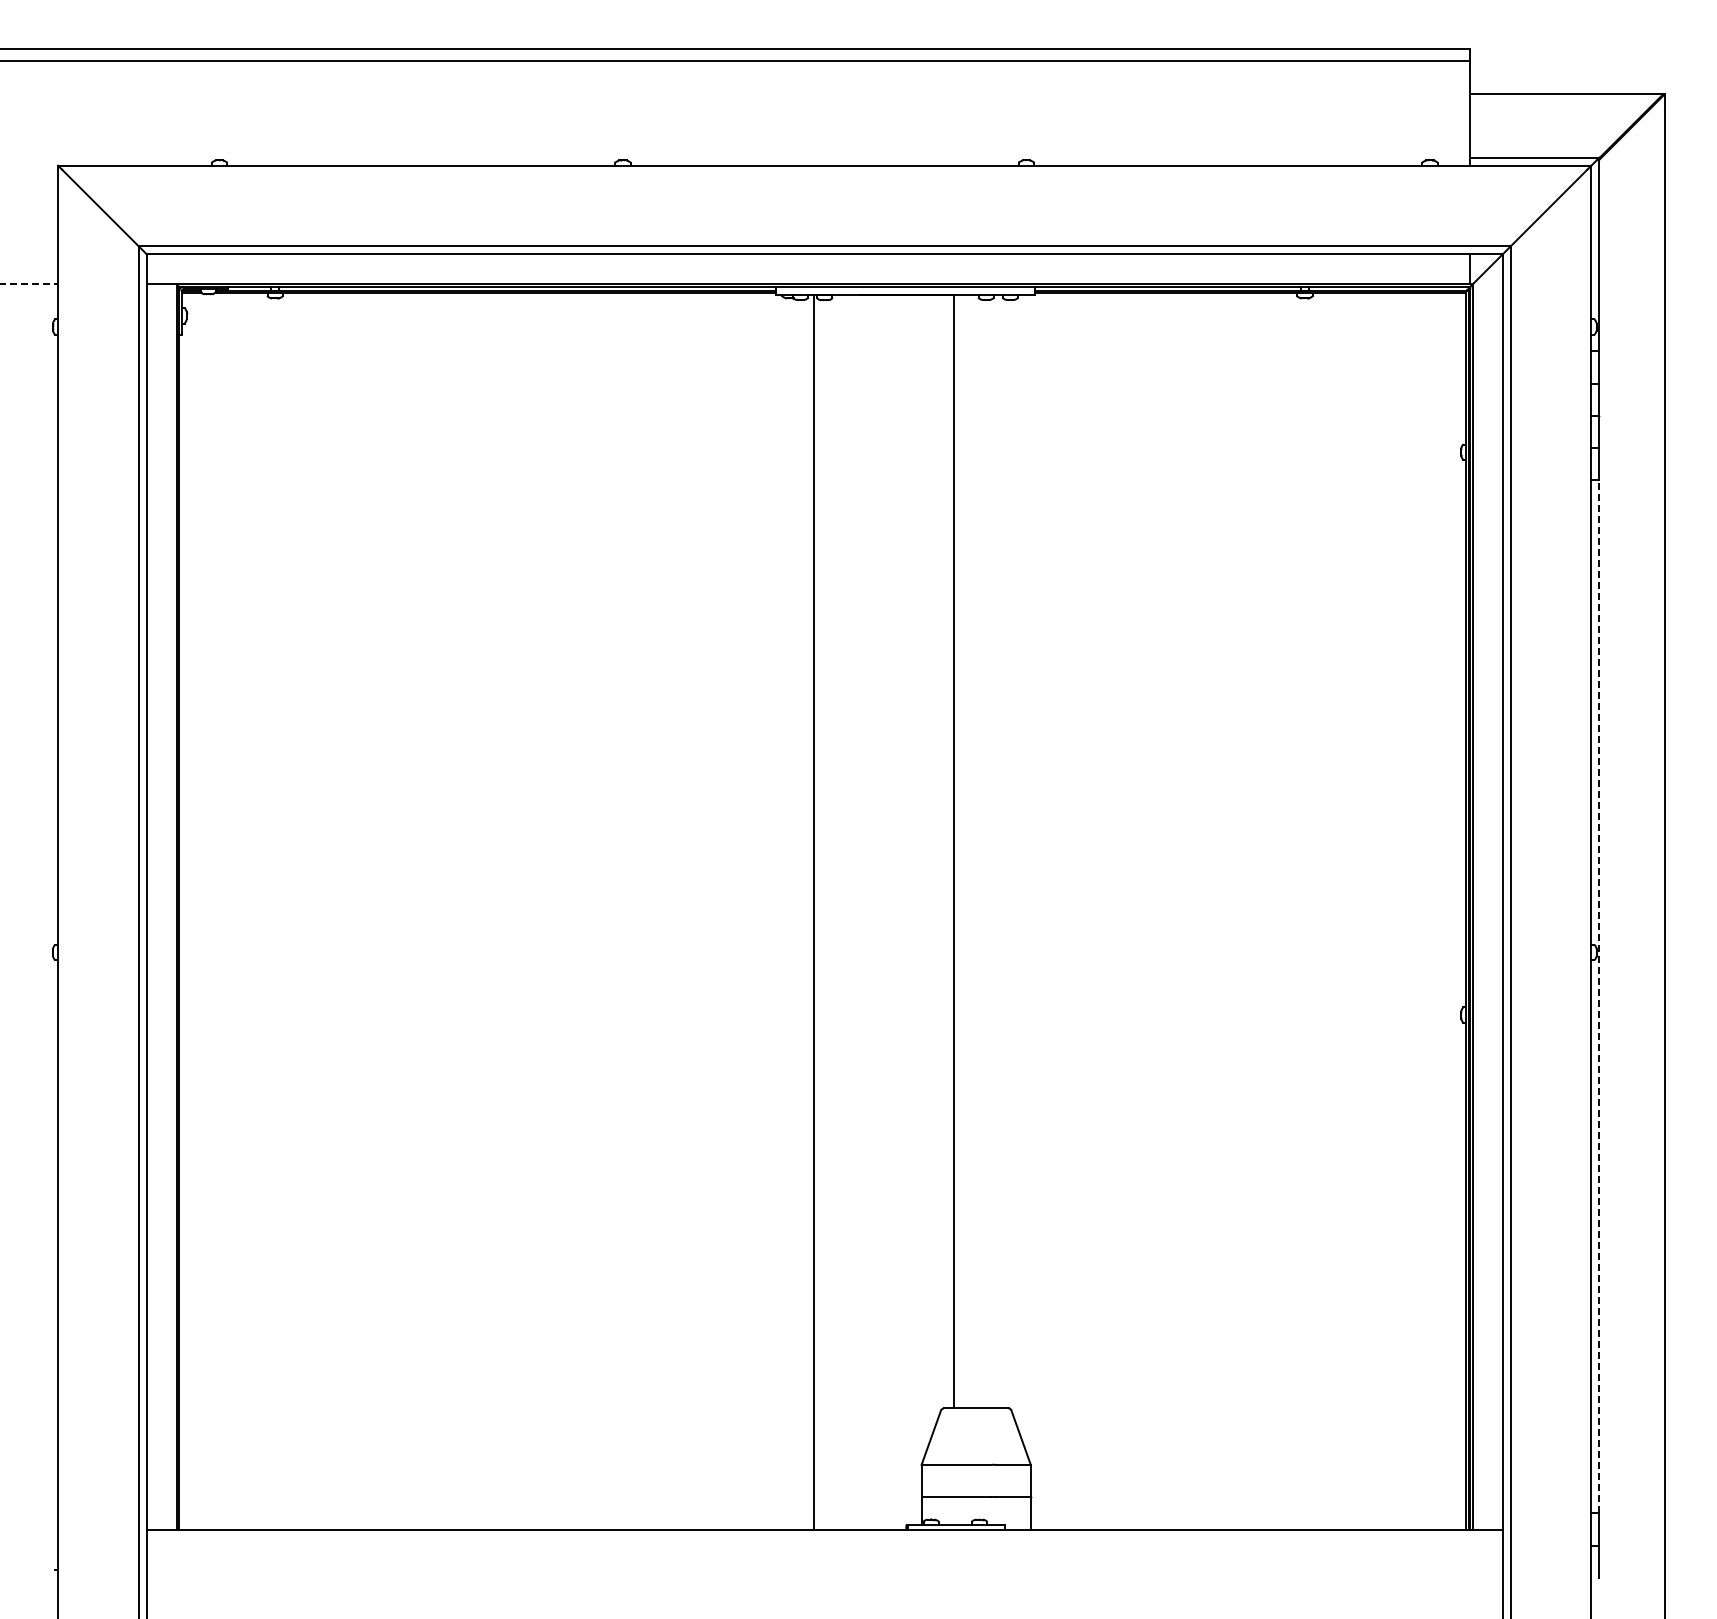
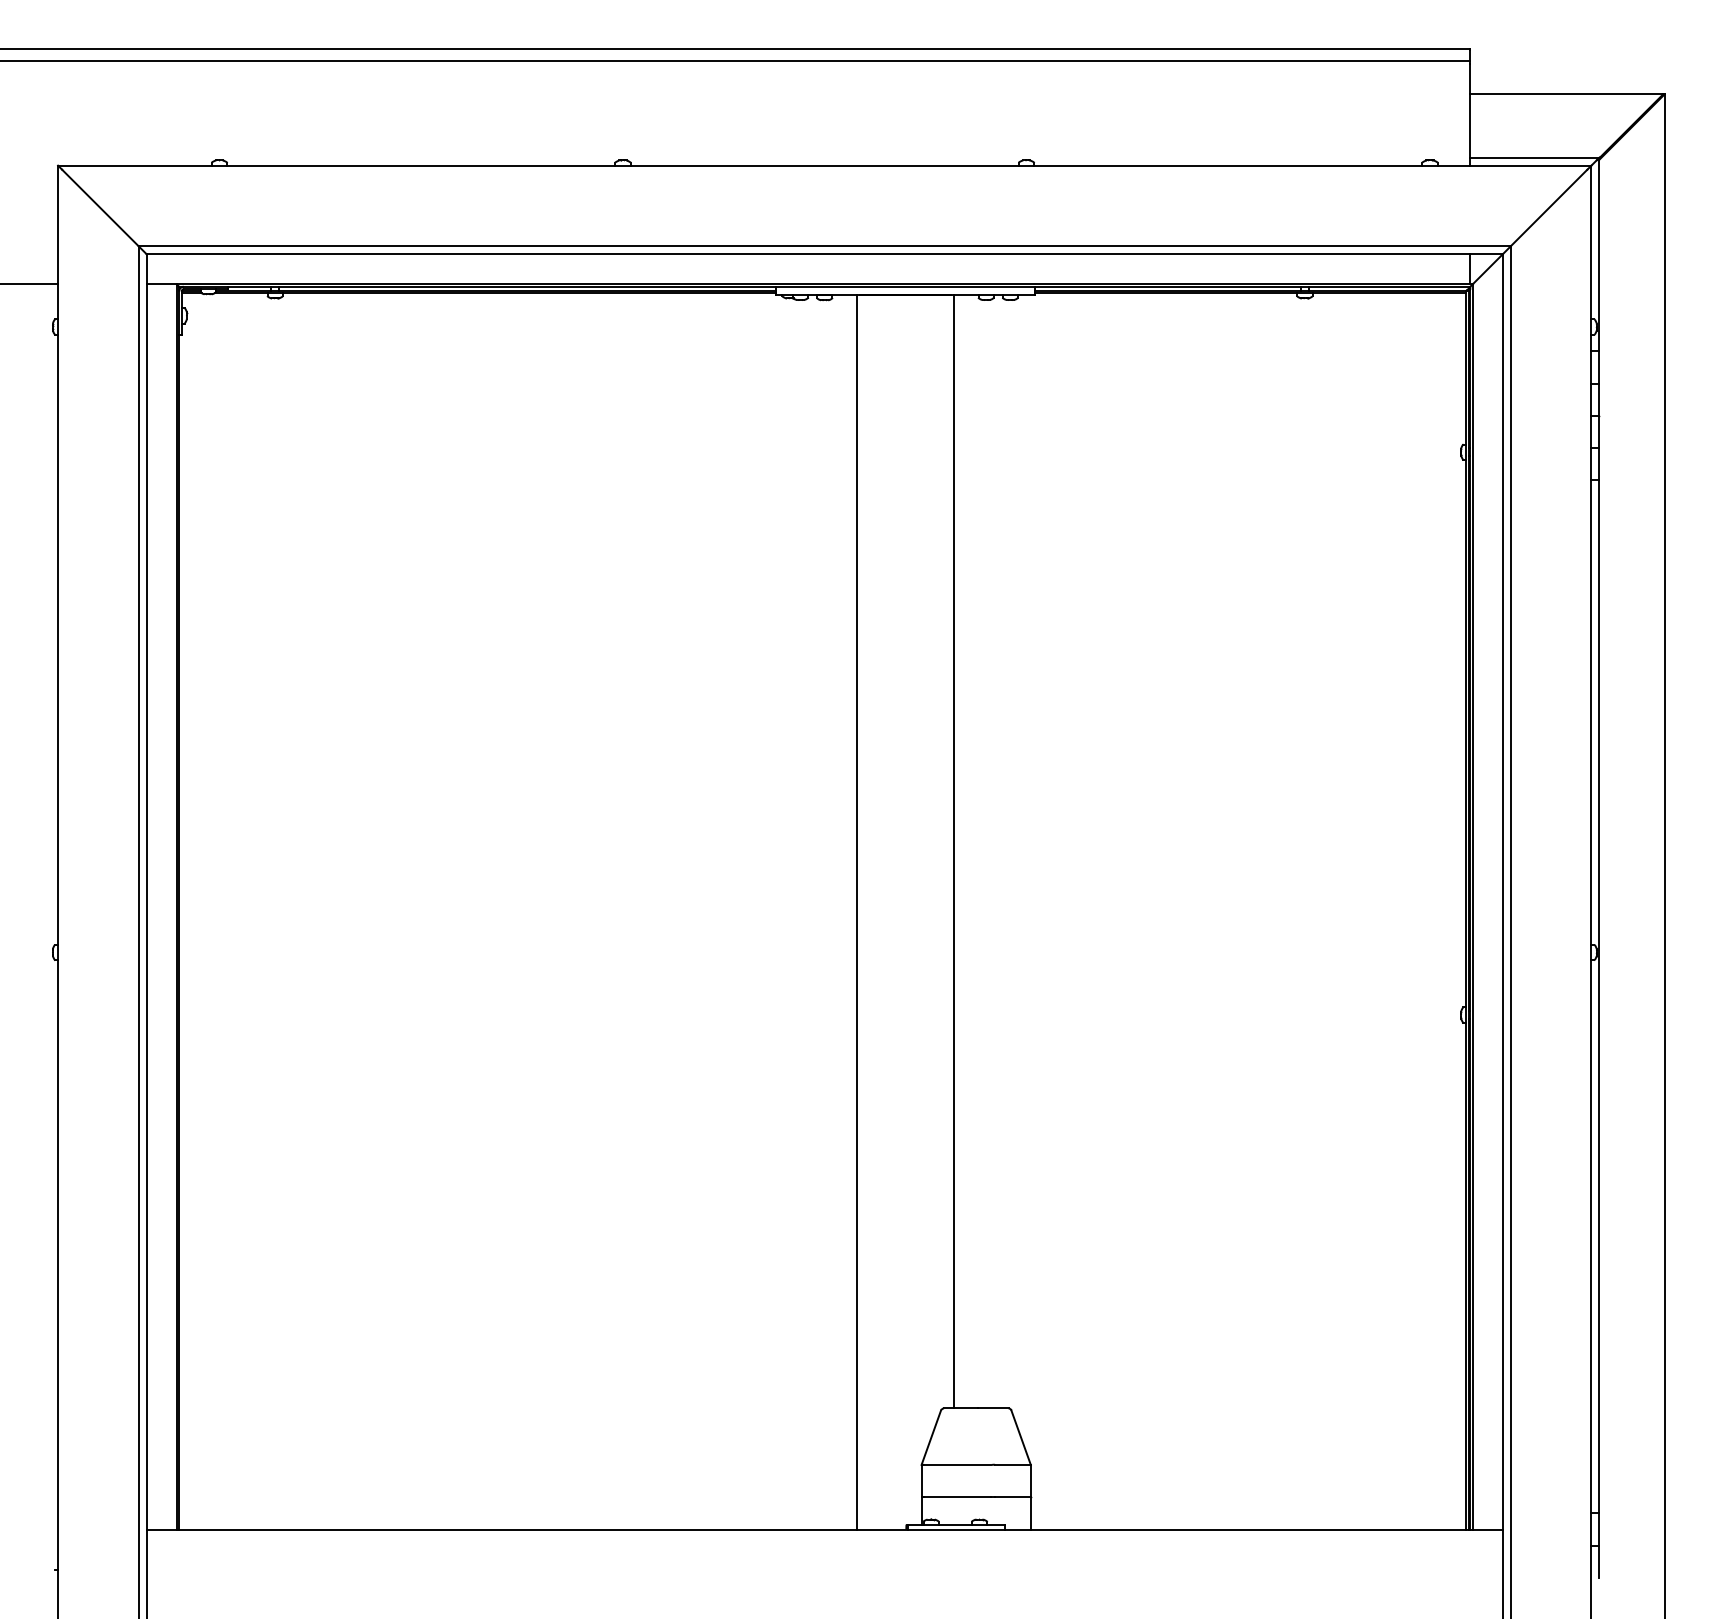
line: dashed -> solid (29, 284)
line position: (814, 911) -> (857, 911) (857, 911)
line: dashed -> solid (1599, 996)
